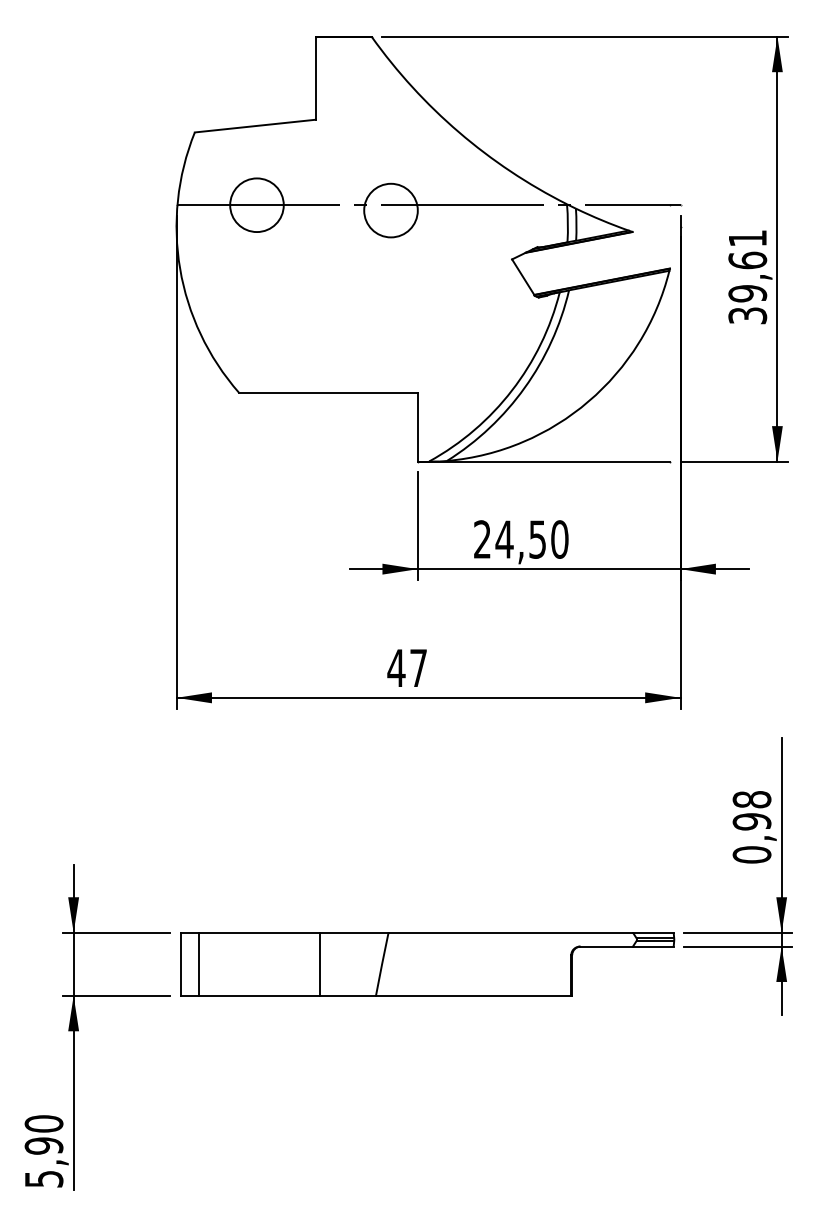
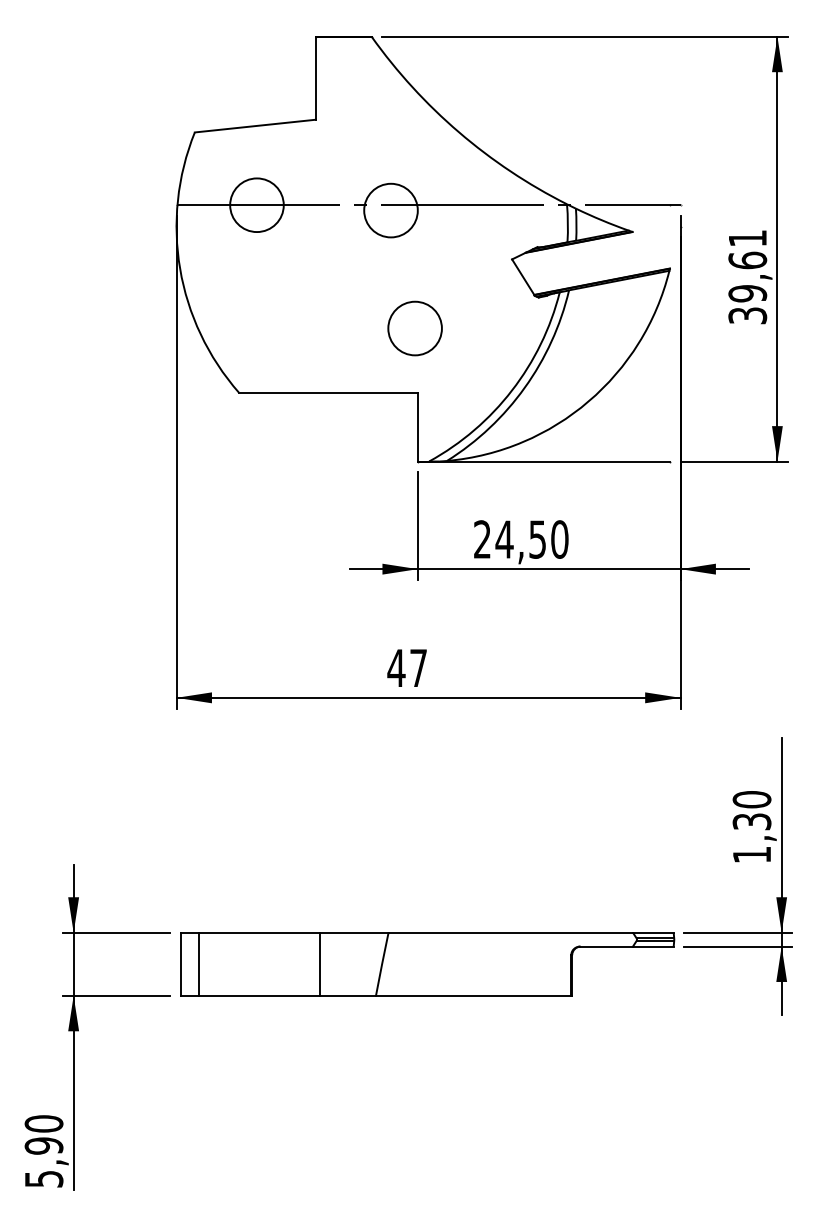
circle: none -> present (414, 328)
text: 0,98 -> 1,30 (751, 827)
